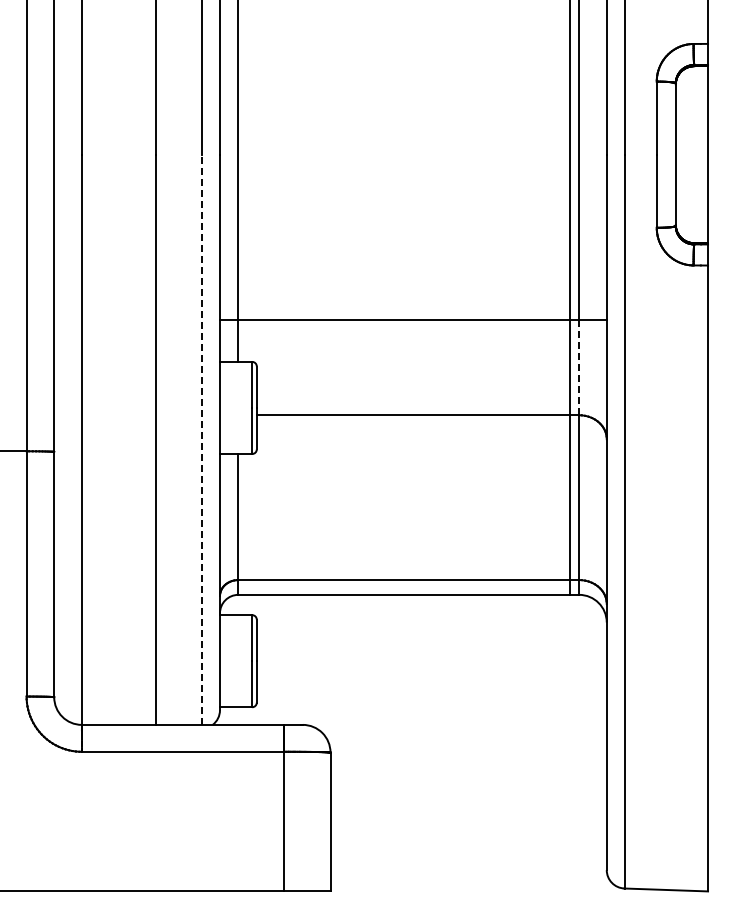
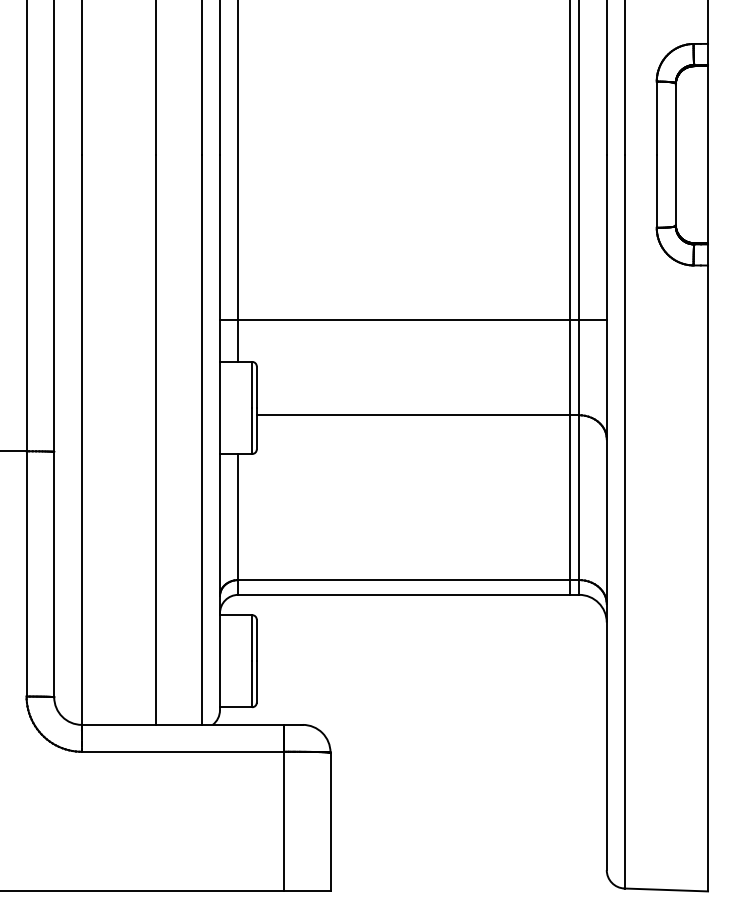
line: dashed -> solid (579, 367)
line: dashed -> solid (202, 439)
